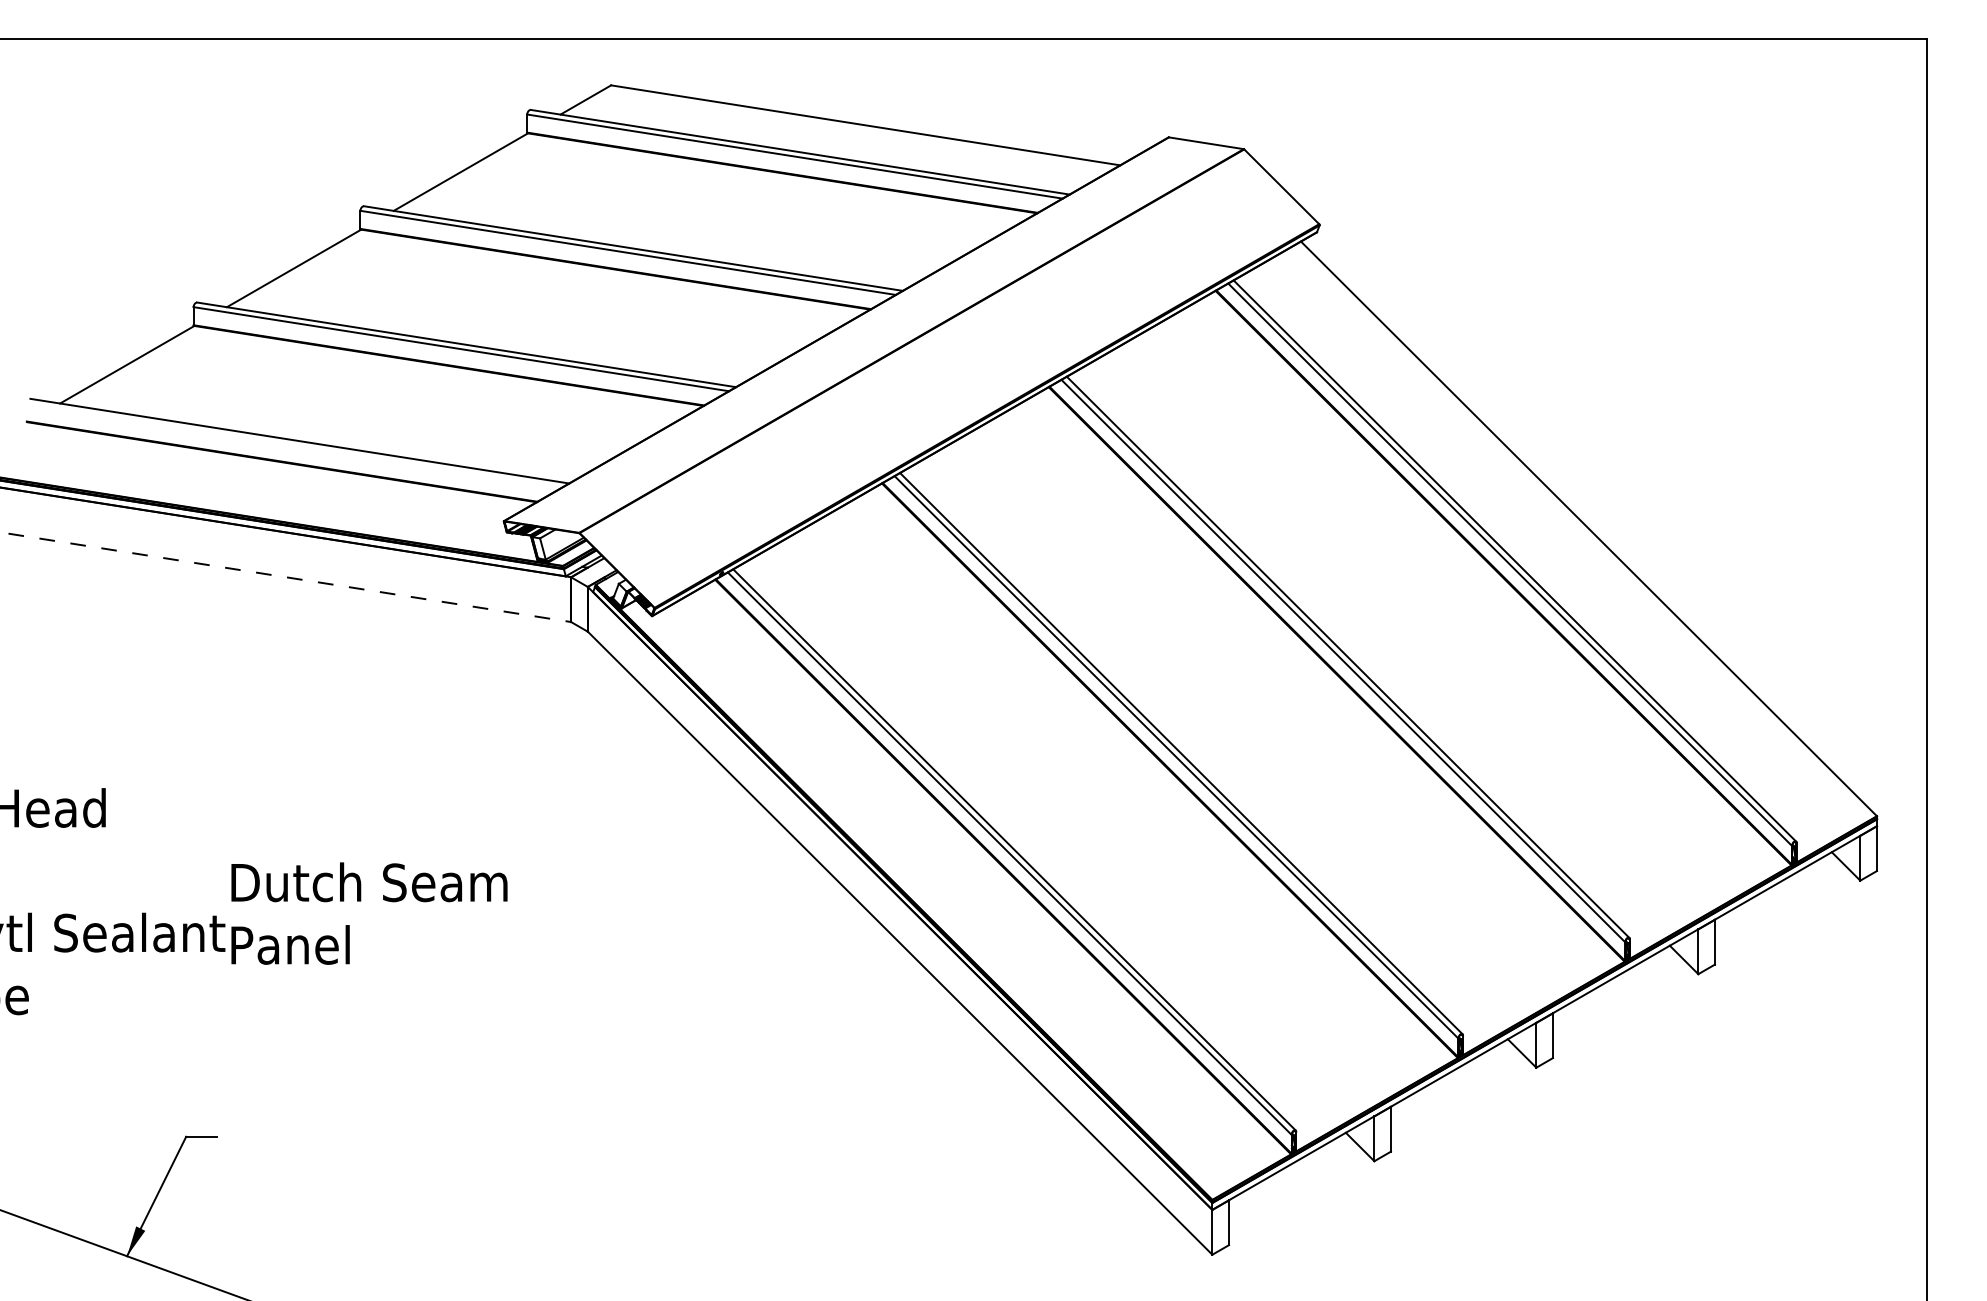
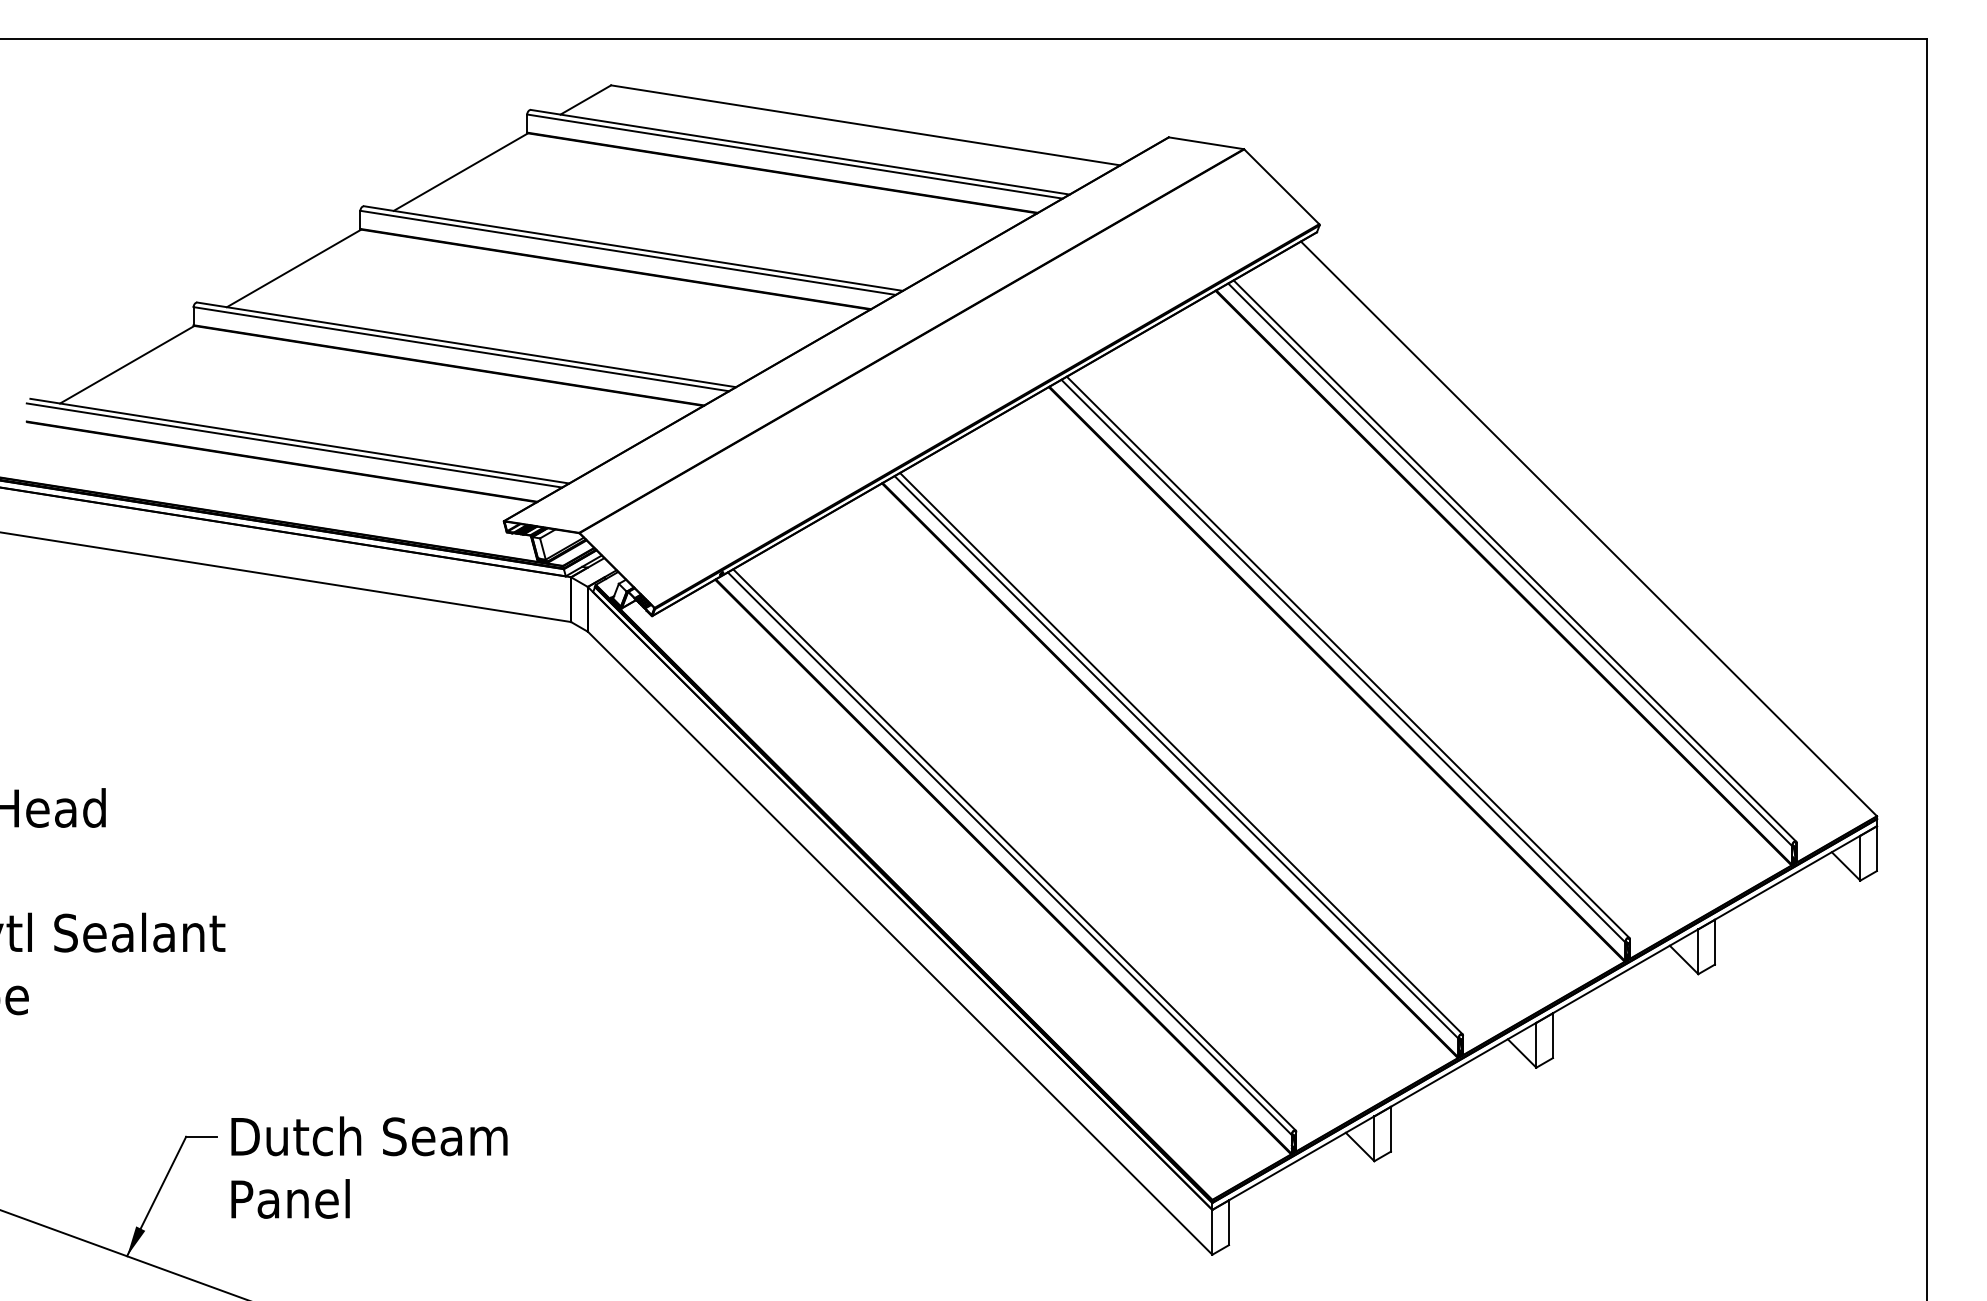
line: none -> present (294, 445)
line: dashed -> solid (285, 577)
text position: (369, 913) -> (369, 1167) (369, 1167)
